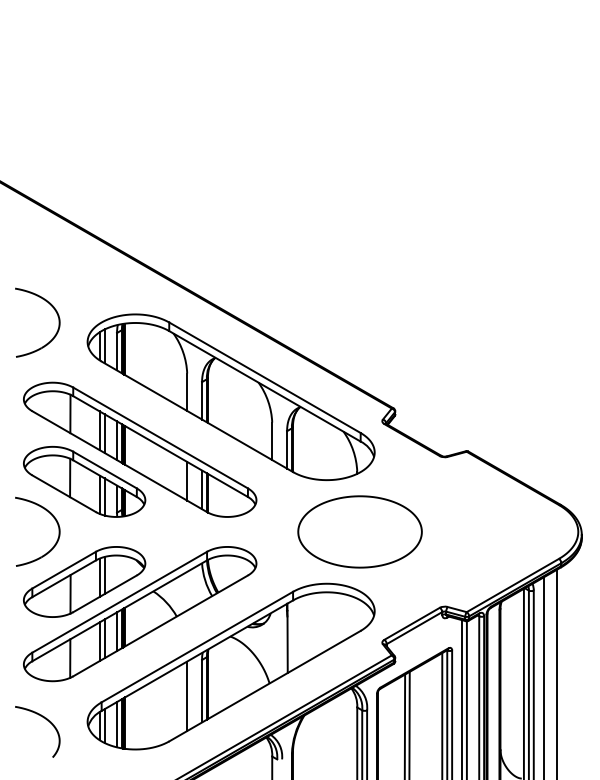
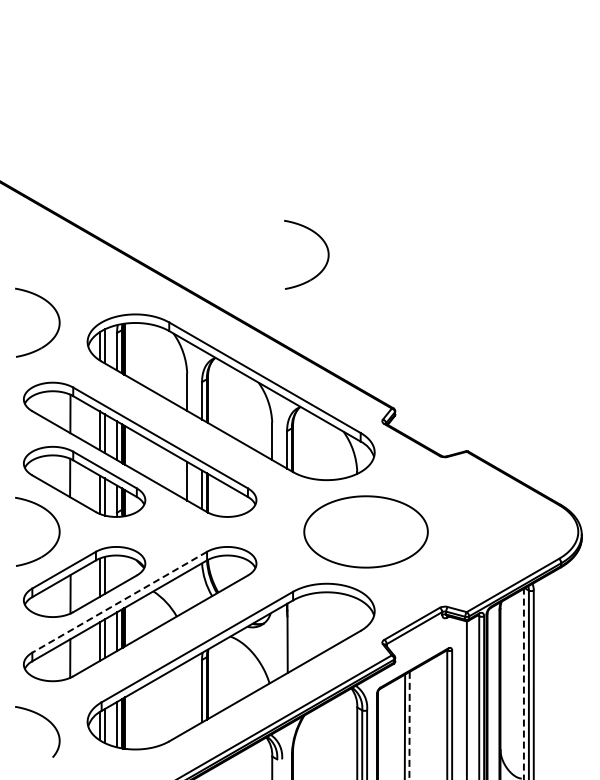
part: none -> present (324, 244)
part position: (359, 531) -> (365, 531) (365, 531)
line: solid -> dashed (119, 602)
line: present -> none (557, 672)
line: present -> none (544, 676)
line: solid -> dashed (523, 683)
line: present -> none (187, 696)
line: present -> none (461, 698)
line: present -> none (442, 714)
line: solid -> dashed (409, 725)
